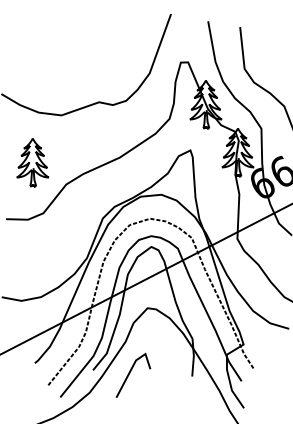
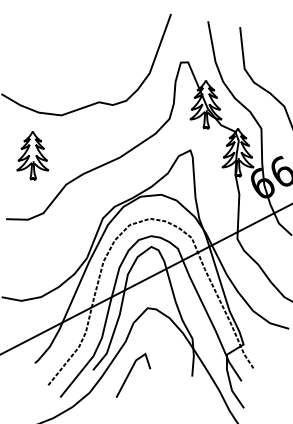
part position: (32, 162) -> (32, 155) (32, 155)
